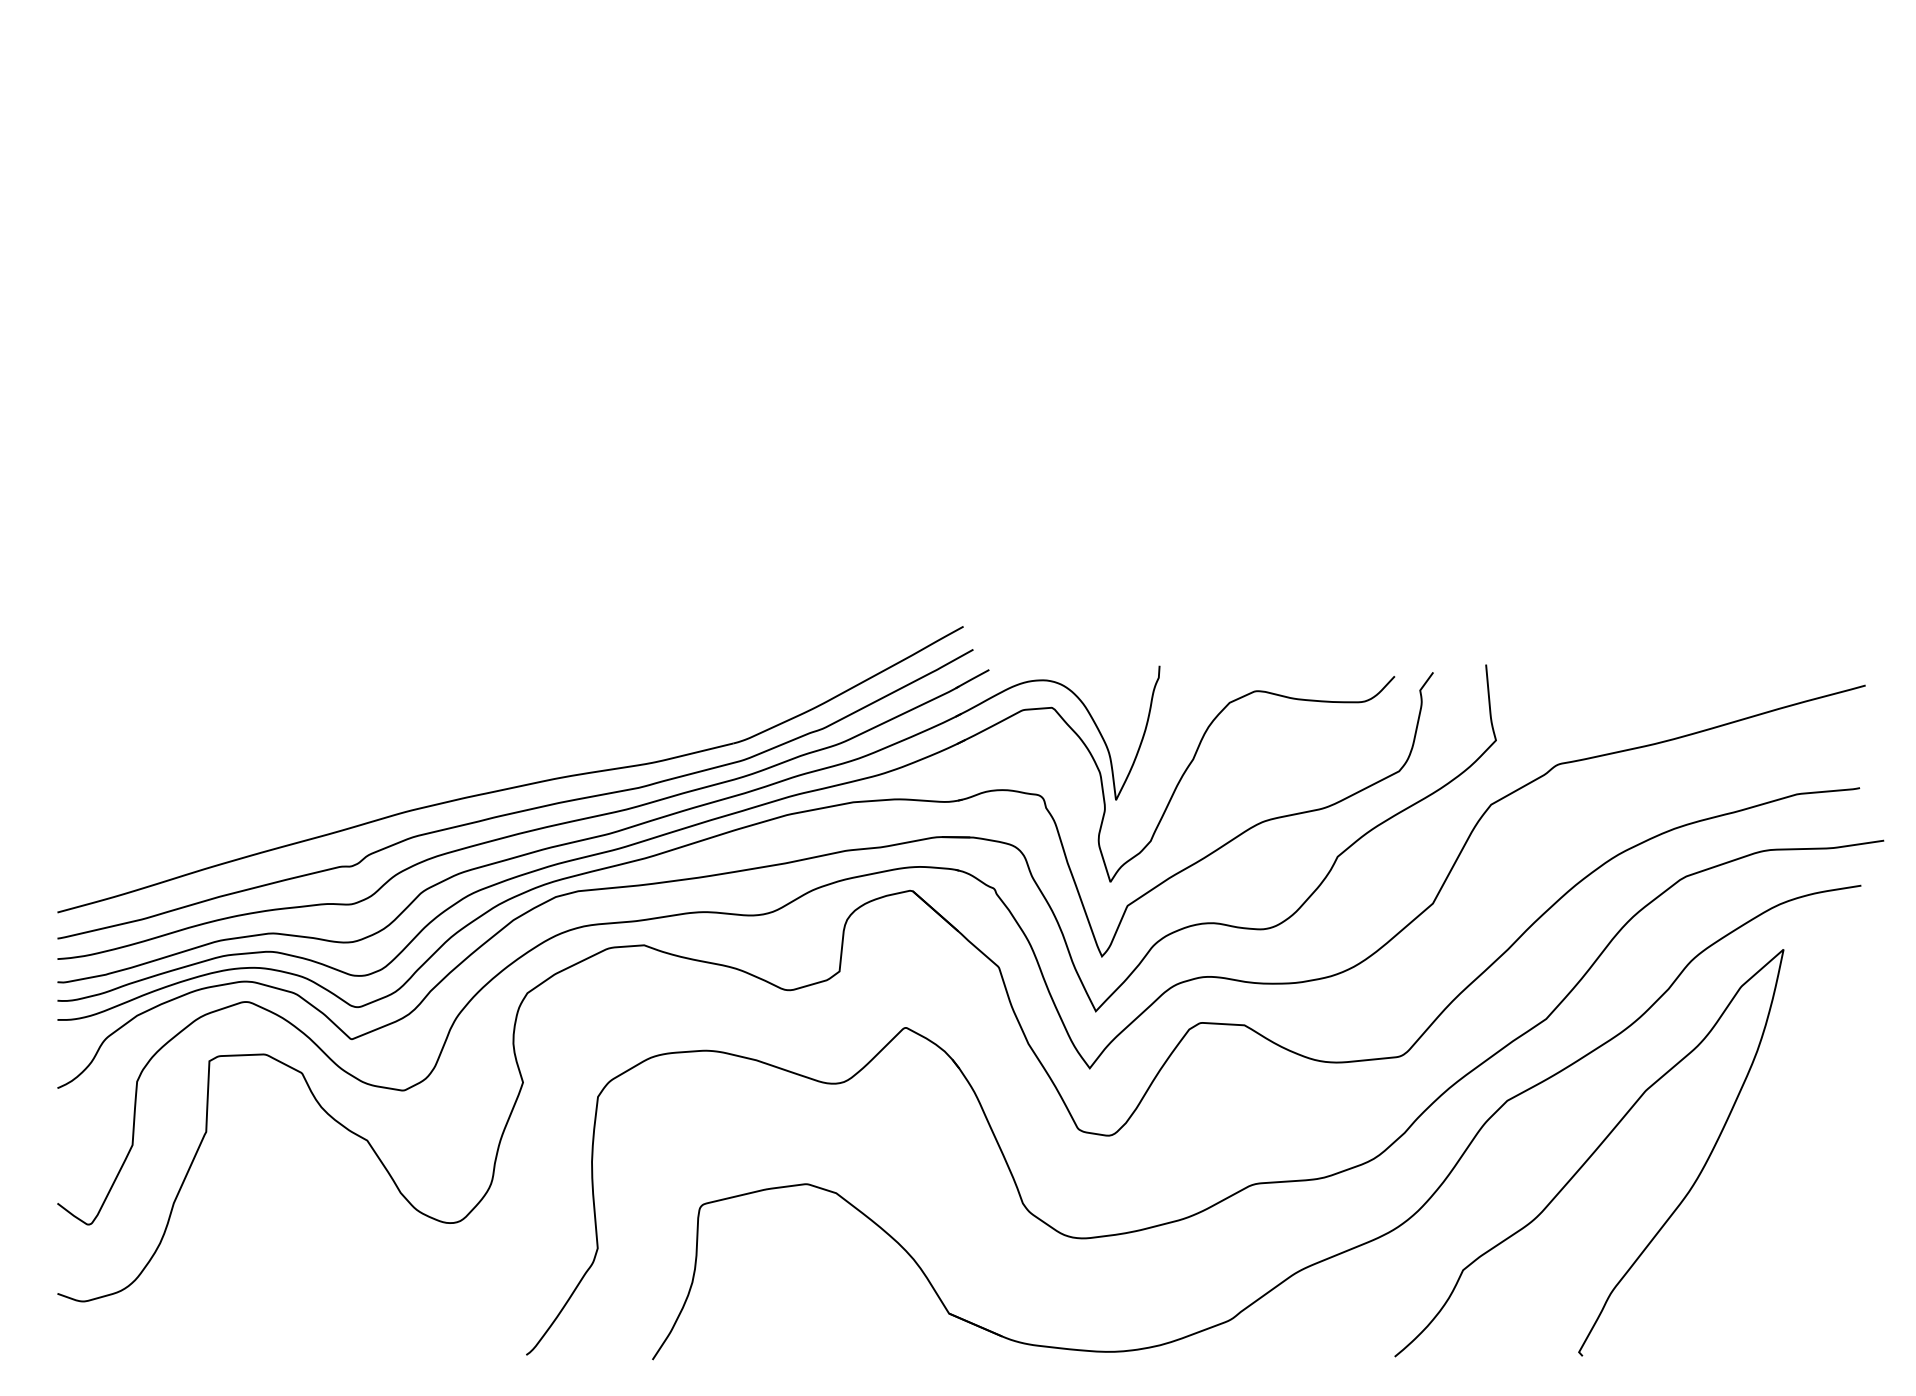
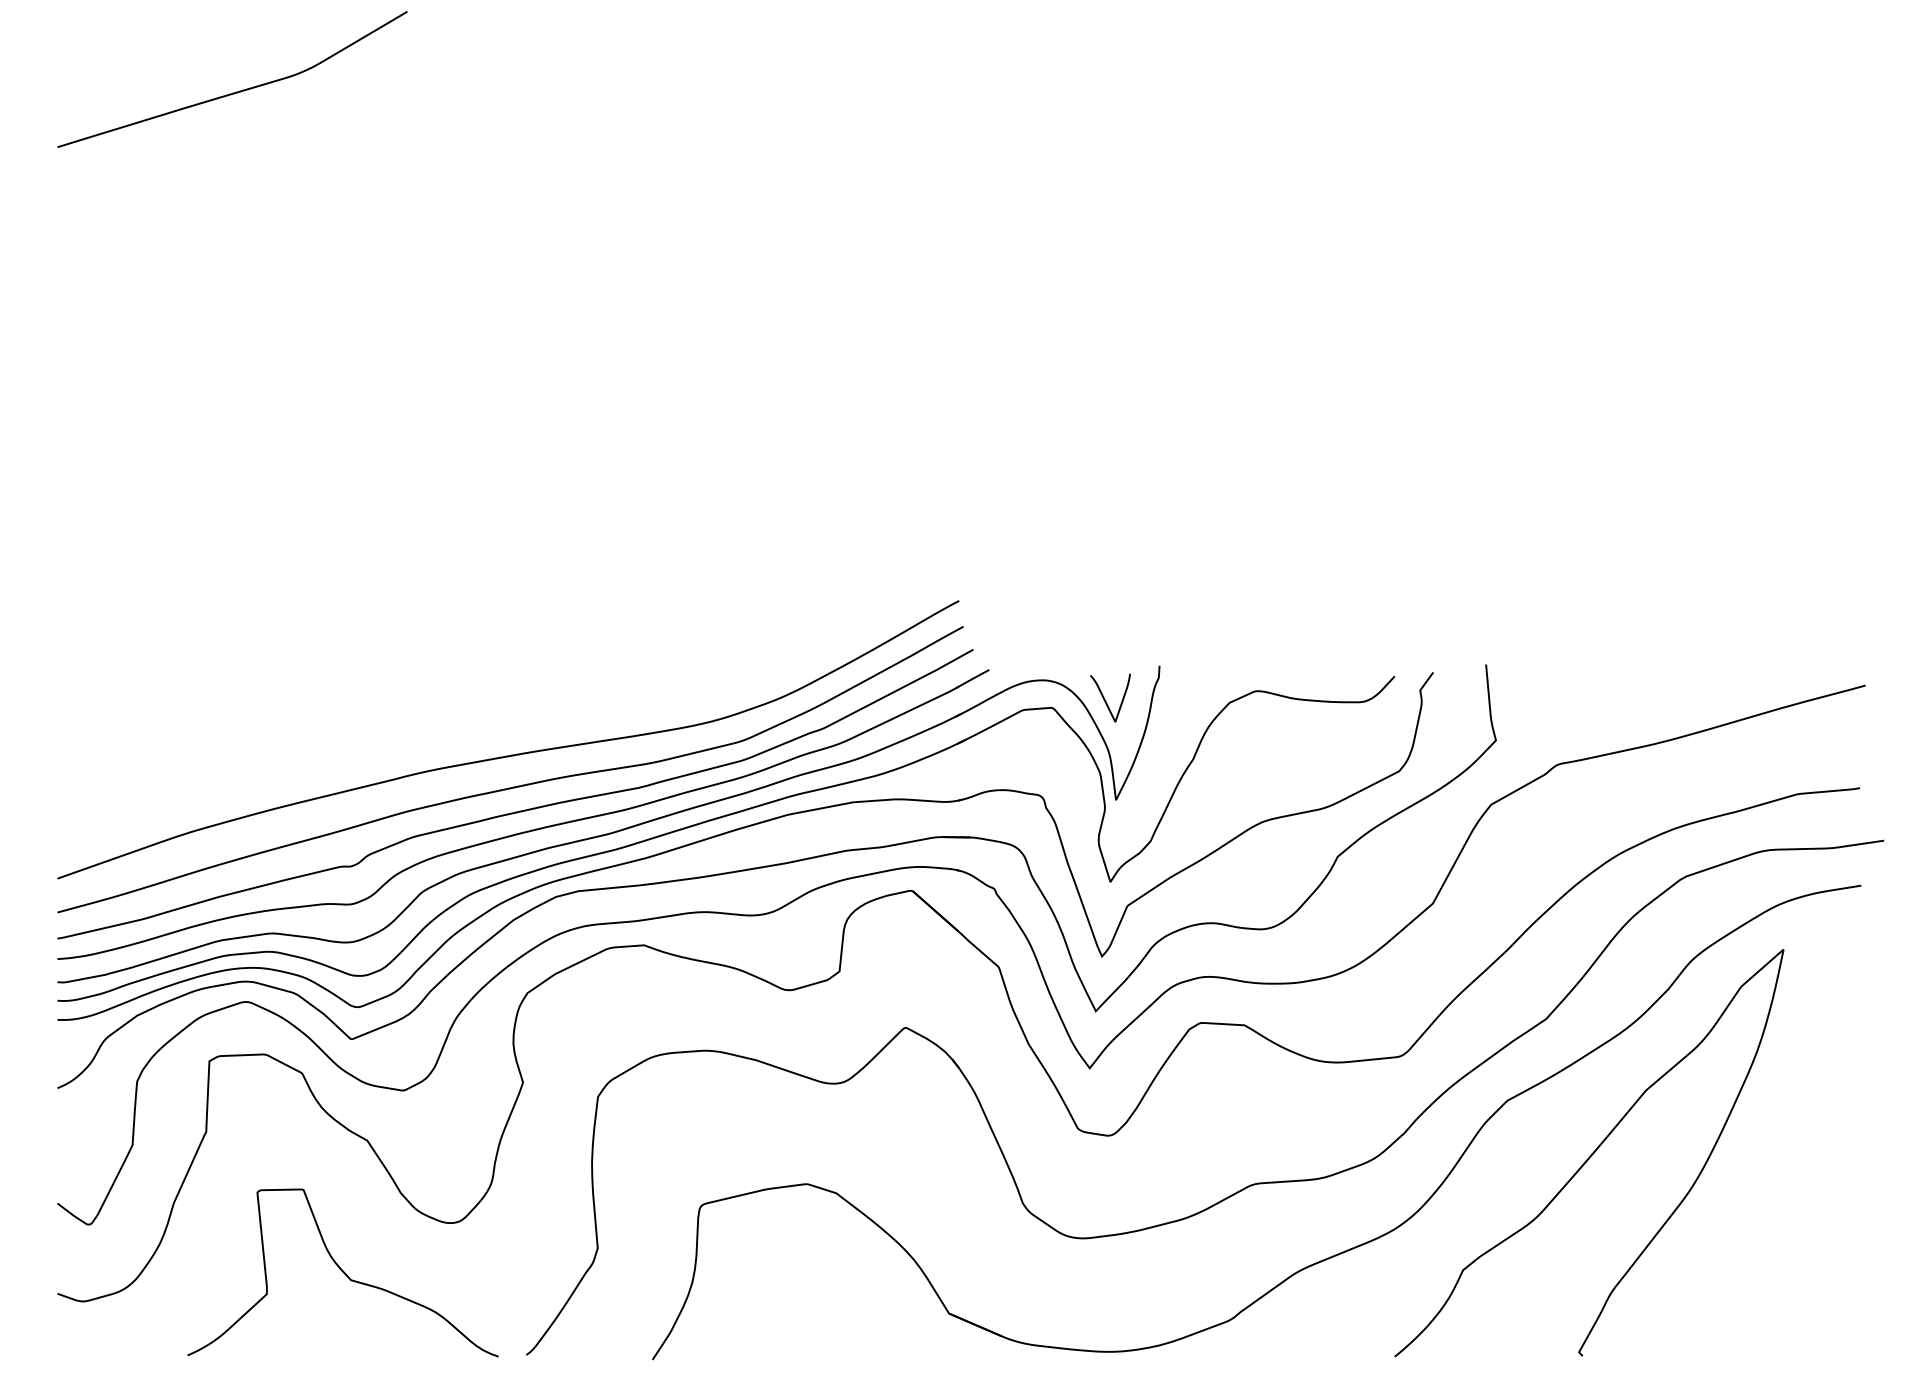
curve: none -> present (236, 91)
curve: none -> present (1105, 699)
curve: none -> present (511, 754)
curve: none -> present (342, 1272)
